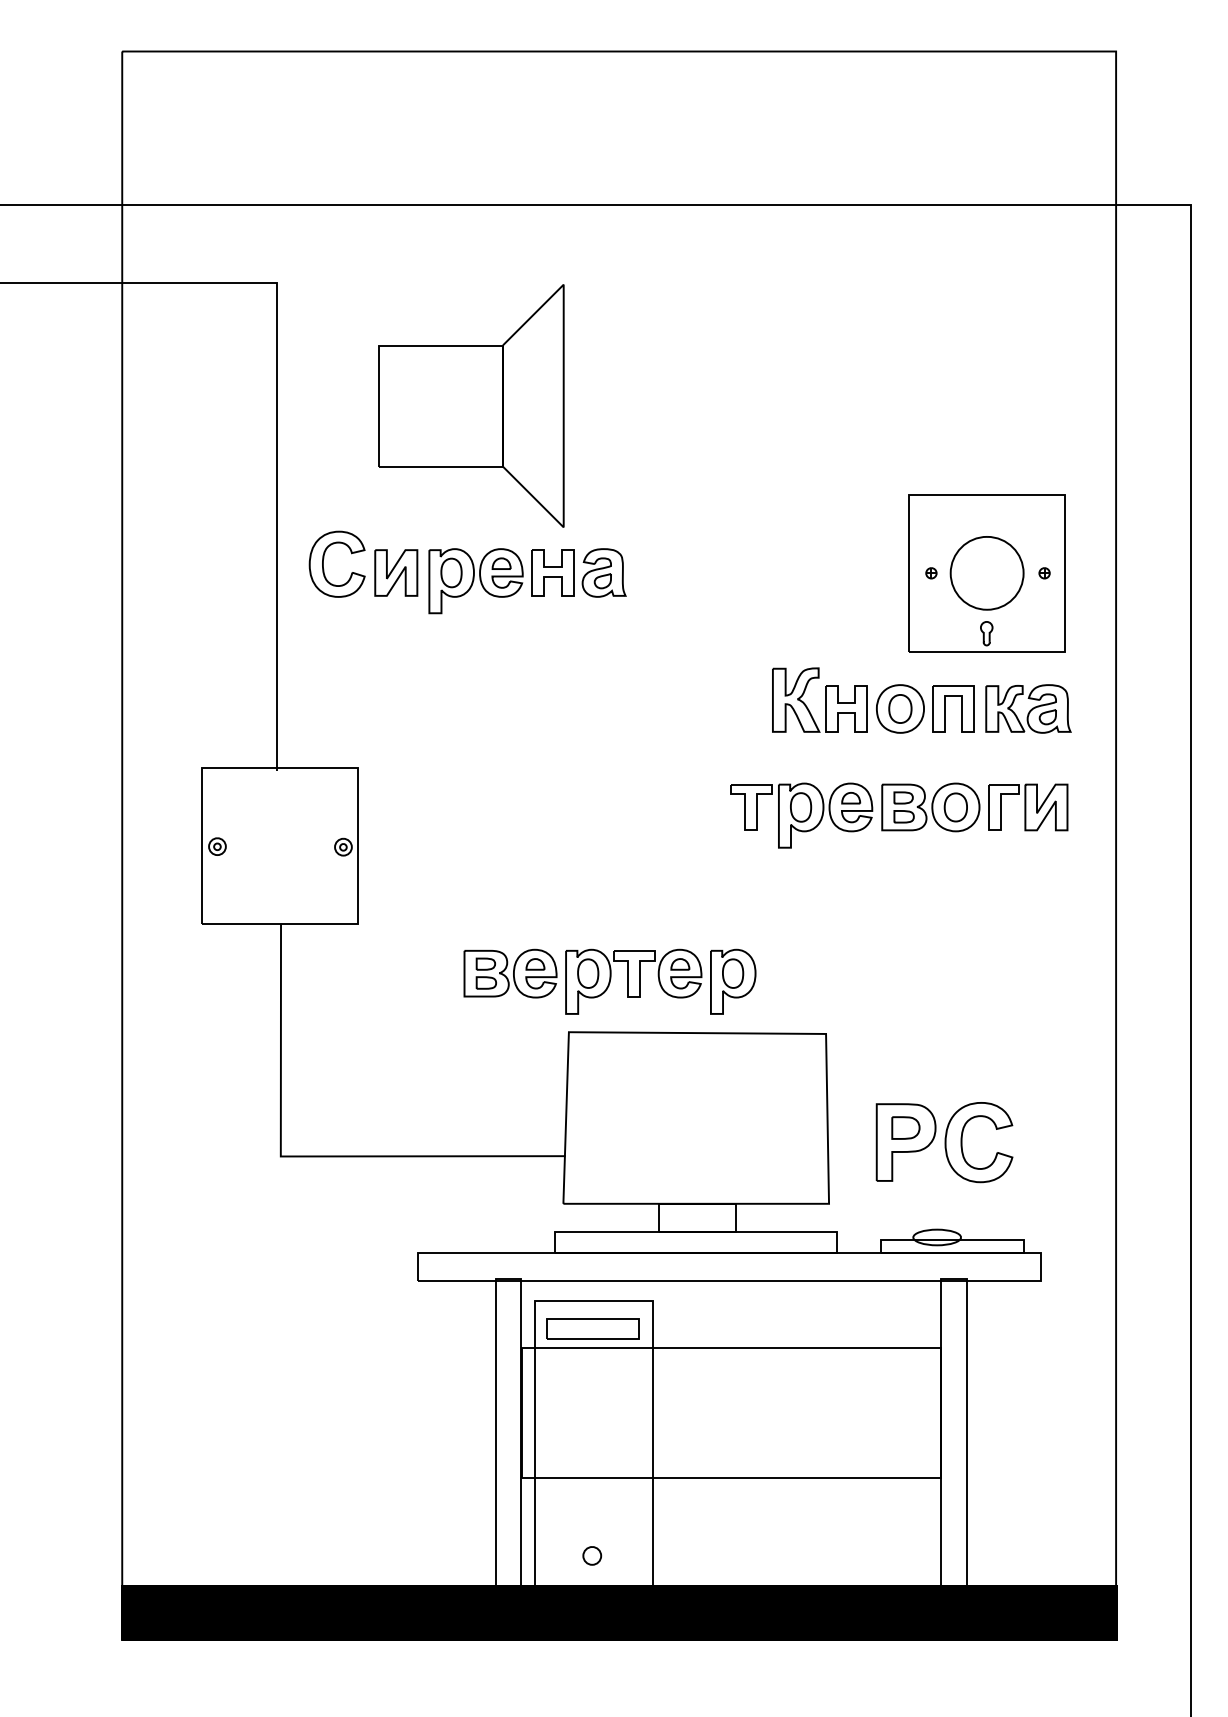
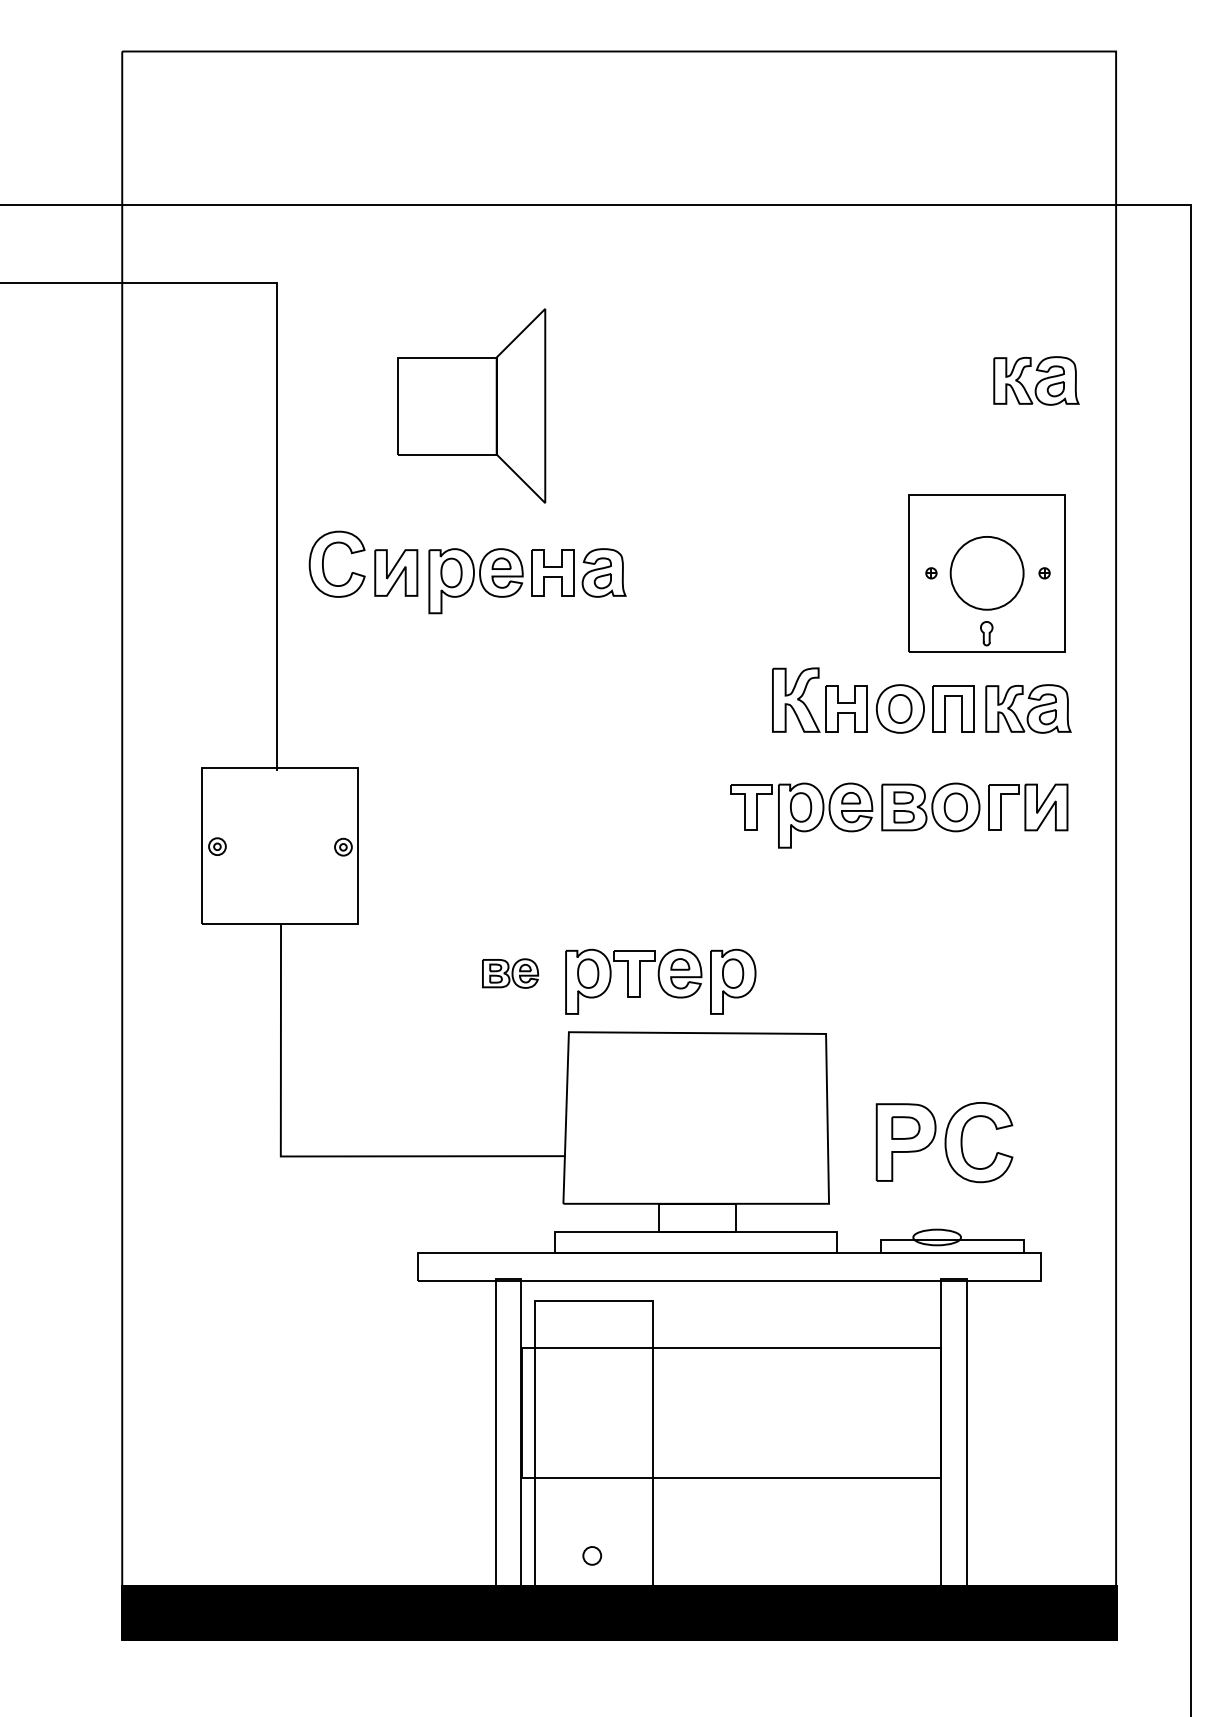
part: none -> present (1036, 380)
part size: 187x244 px -> 150x196 px (471, 405)
part size: 95x51 px -> 57x31 px (510, 973)
part: present -> none (592, 1328)
